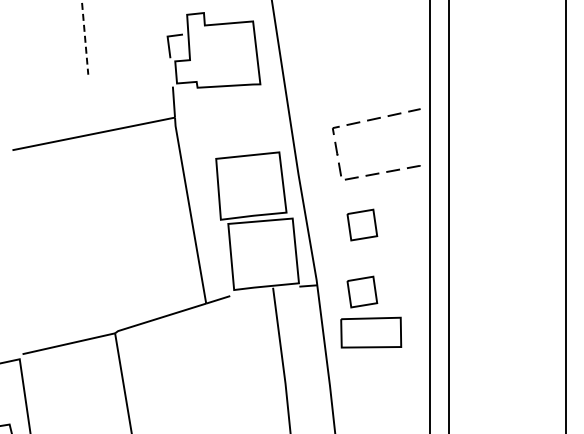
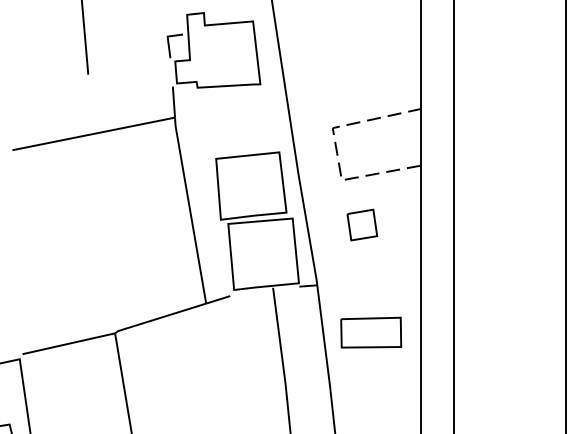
line: dashed -> solid (85, 38)
line position: (429, 216) -> (420, 216) (420, 216)
line position: (449, 216) -> (454, 216) (454, 216)
part: present -> none (362, 291)
